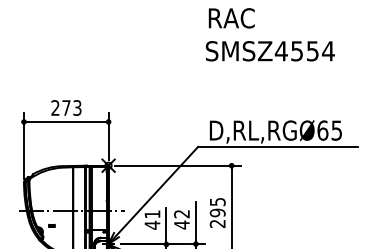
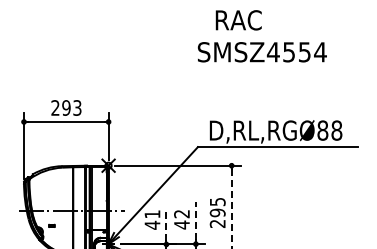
text position: (231, 18) -> (238, 20) (238, 20)
text position: (269, 51) -> (261, 52) (261, 52)
text: 273 -> 293 (66, 107)
text: D,RL,RGØ65 -> D,RL,RGØ88 (329, 130)
line: solid -> dashed (231, 208)
line: solid -> dashed (195, 220)
line: solid -> dashed (166, 223)
